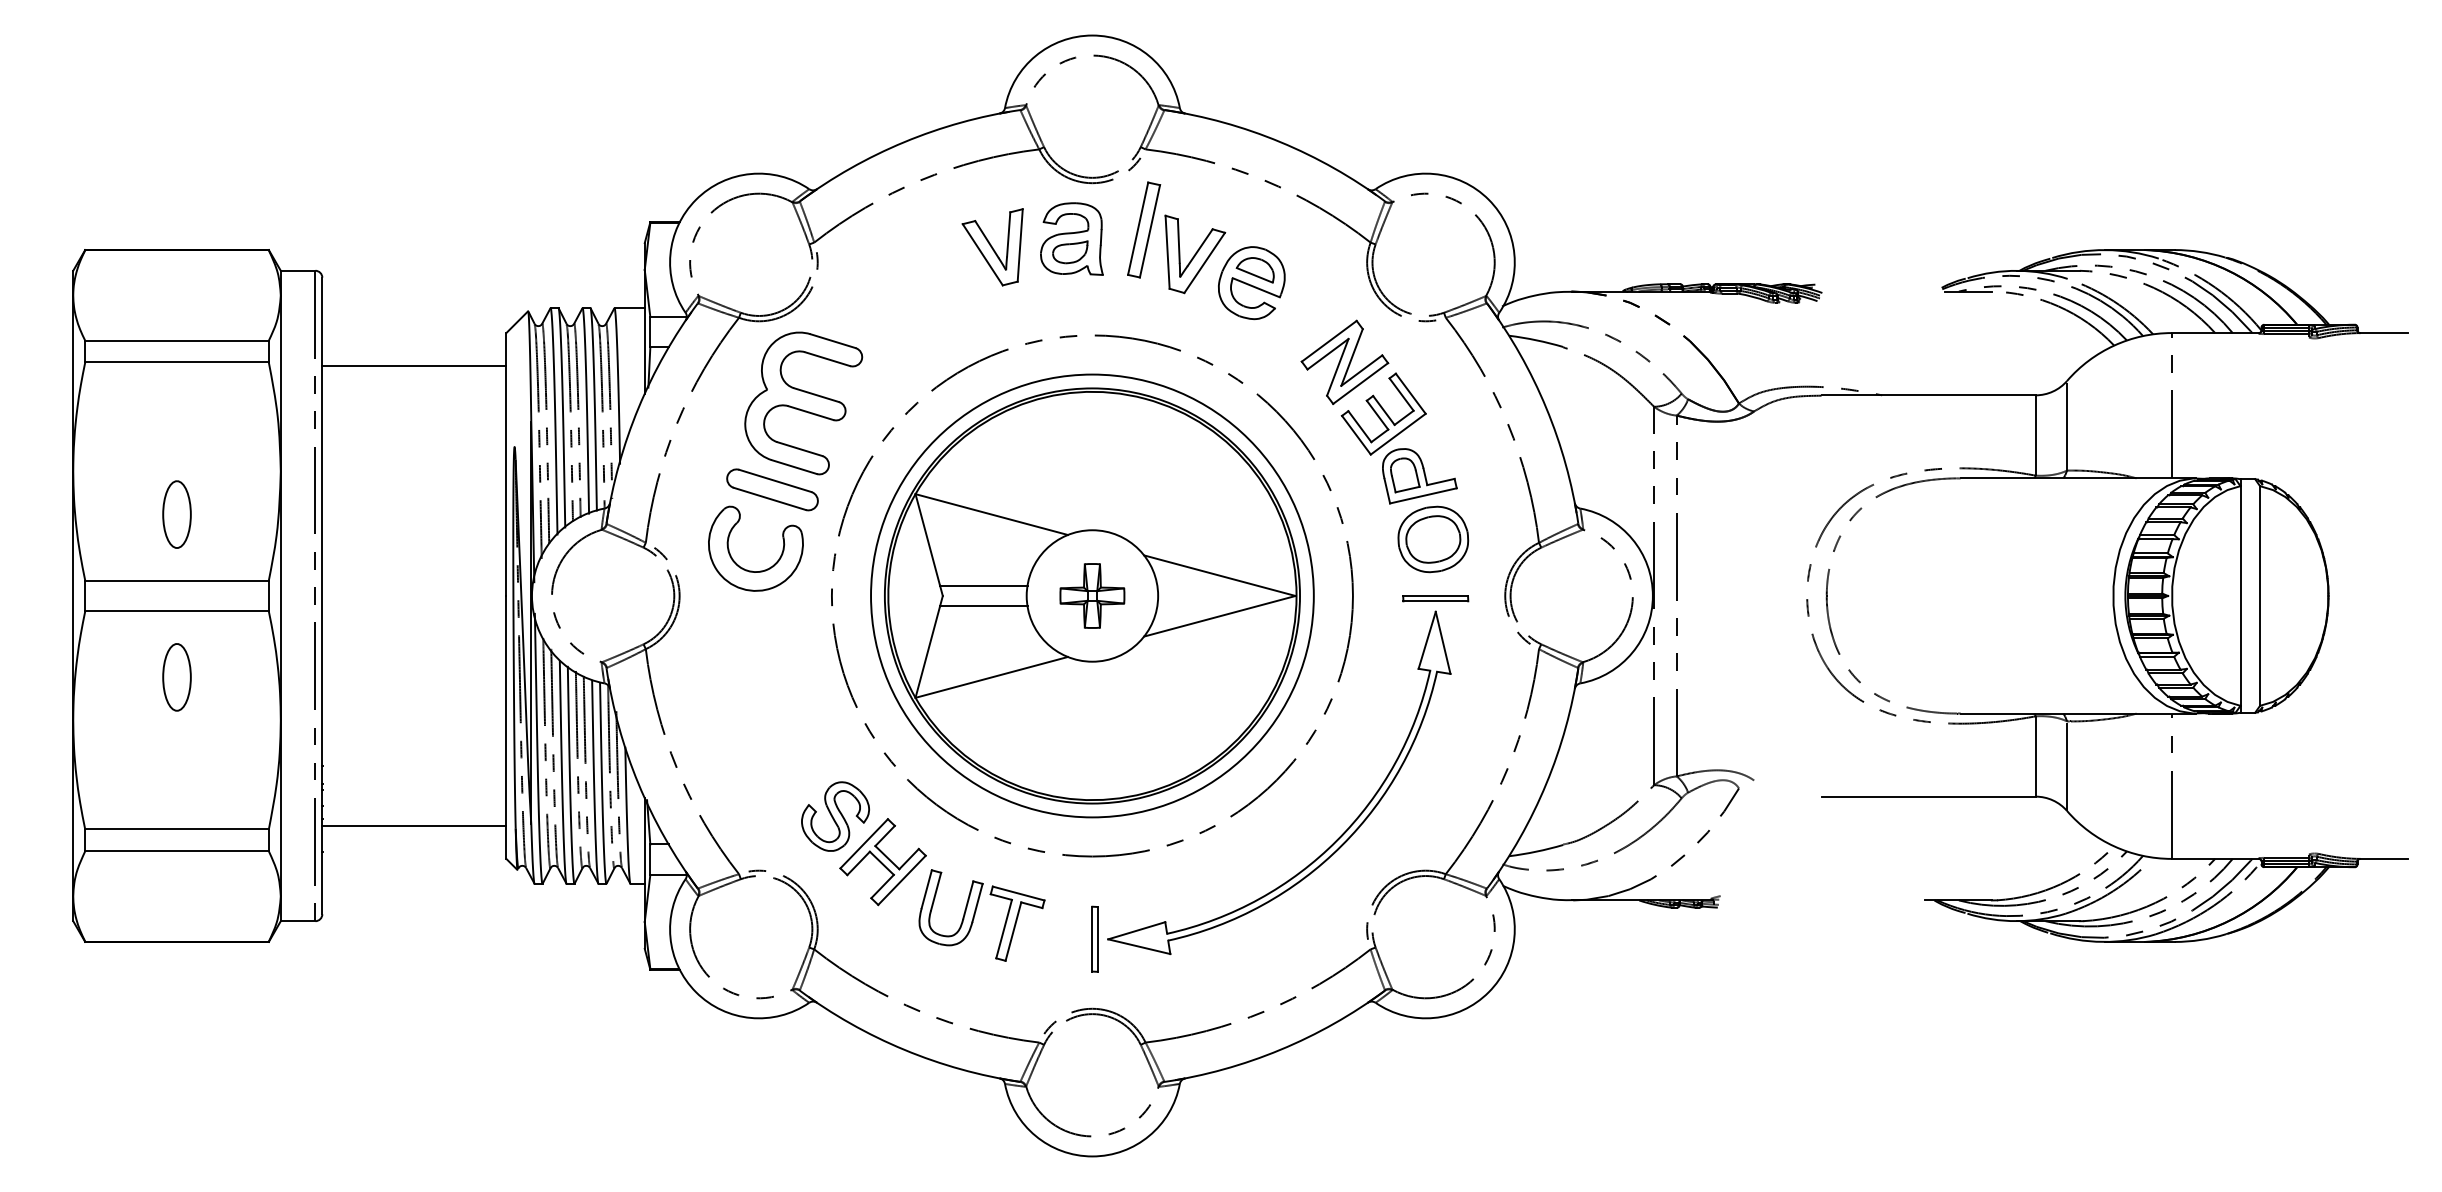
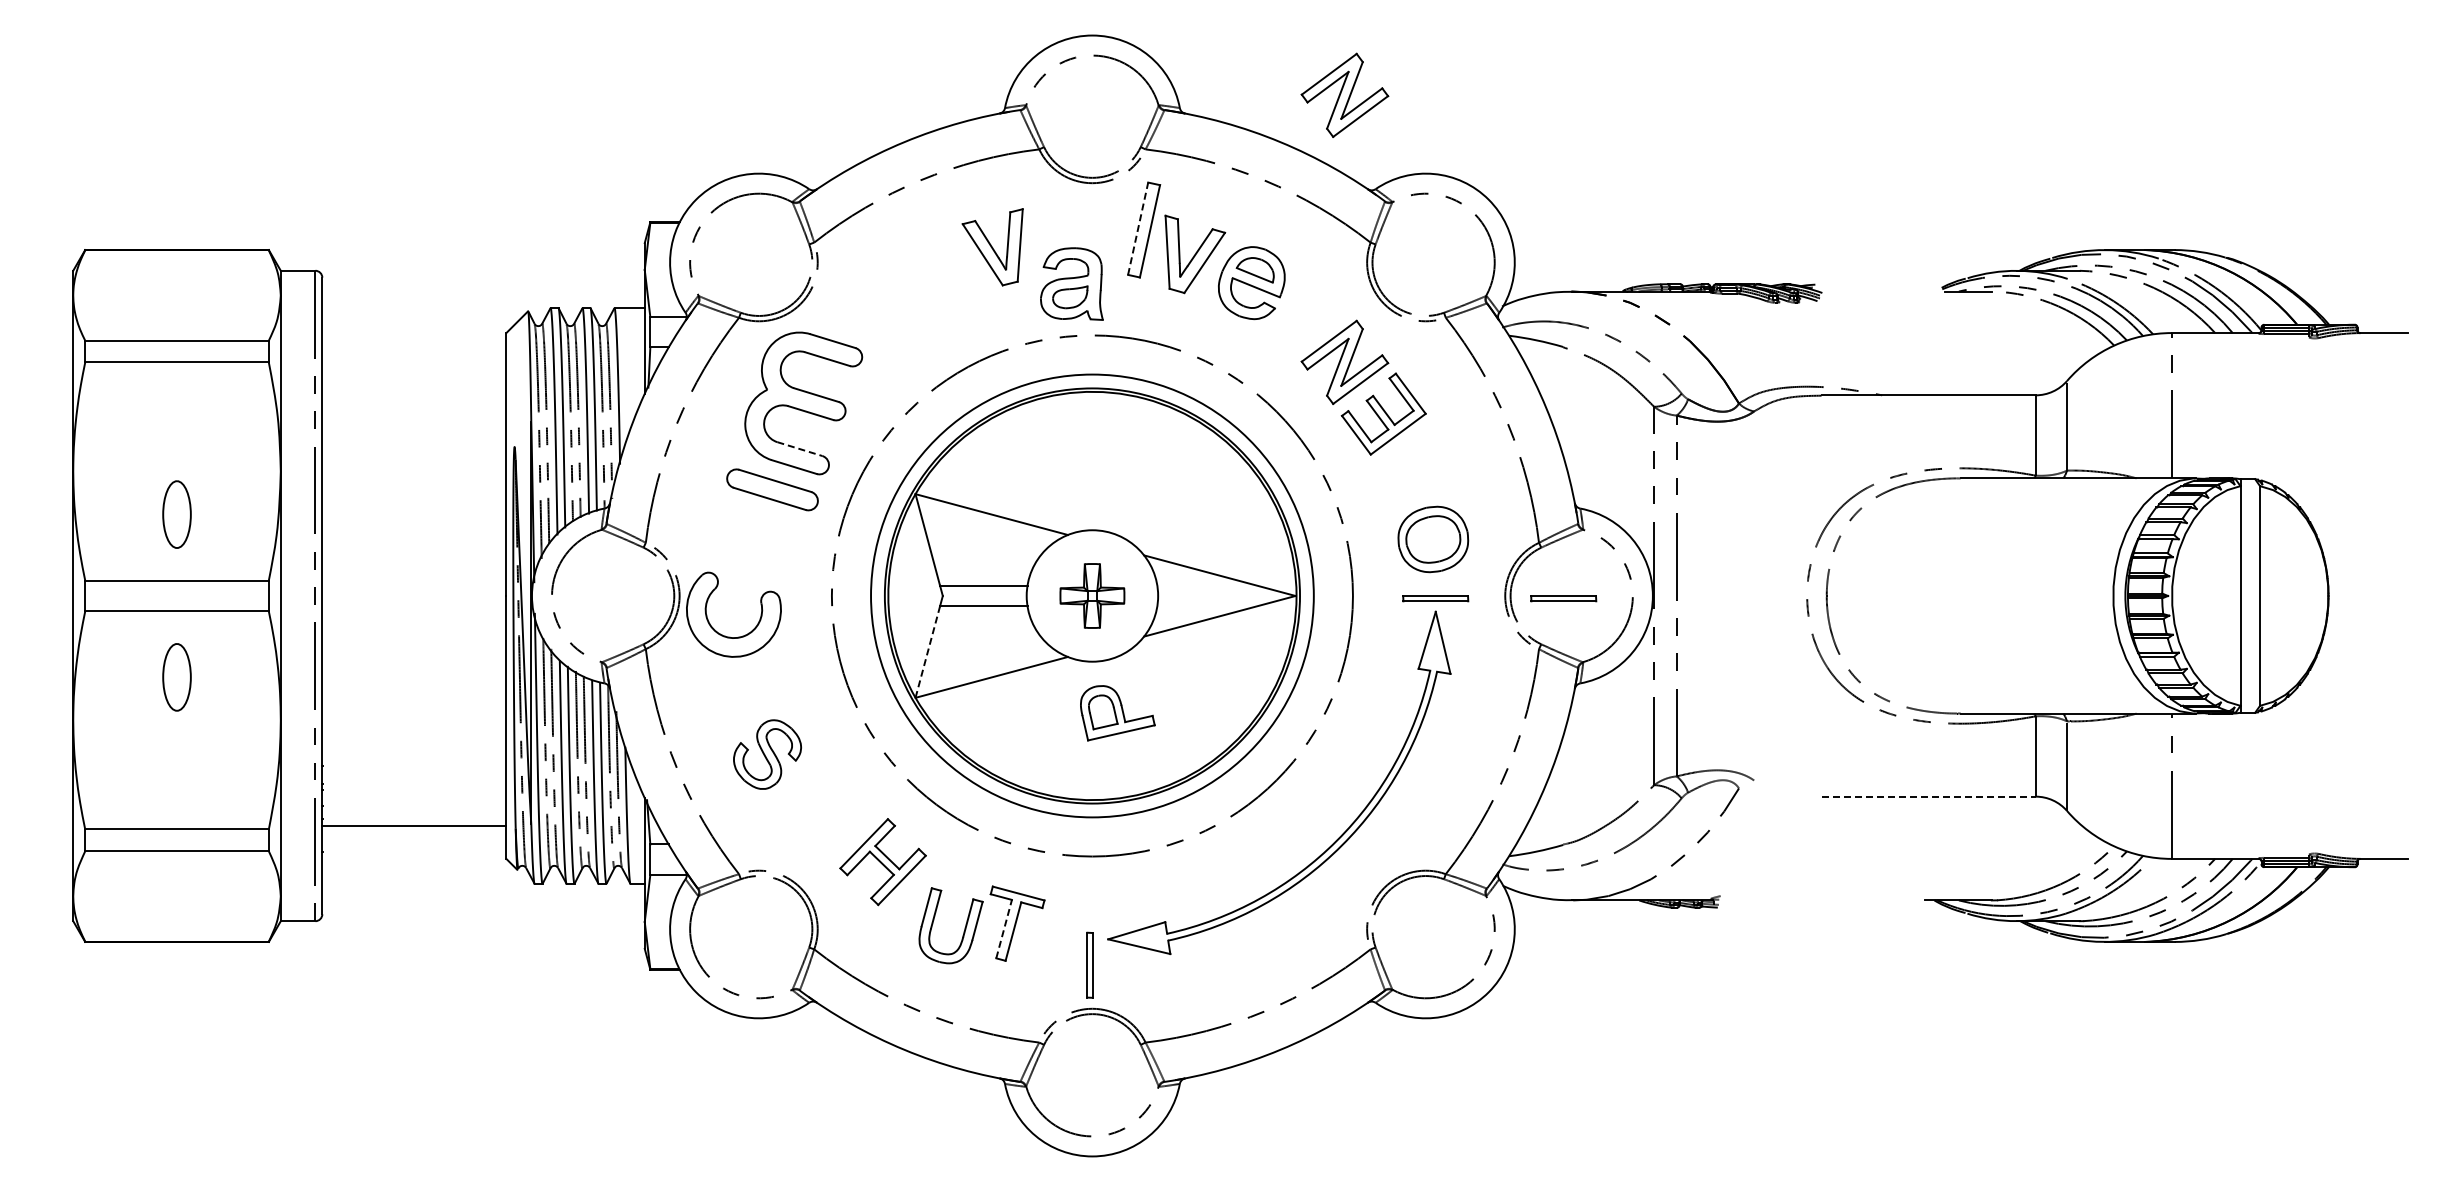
part: none -> present (1344, 94)
line: solid -> dashed (1138, 228)
part position: (1071, 238) -> (1071, 283) (1071, 283)
line: present -> none (414, 366)
line: solid -> dashed (799, 449)
part position: (1419, 476) -> (1117, 713) (1117, 713)
part position: (752, 570) -> (730, 636) (730, 636)
part: none -> present (1563, 598)
line: solid -> dashed (927, 651)
line: solid -> dashed (1928, 796)
part position: (835, 816) -> (767, 754) (767, 754)
part position: (964, 909) -> (964, 927) (964, 927)
line: solid -> dashed (1004, 928)
part position: (1094, 938) -> (1089, 964) (1089, 964)
